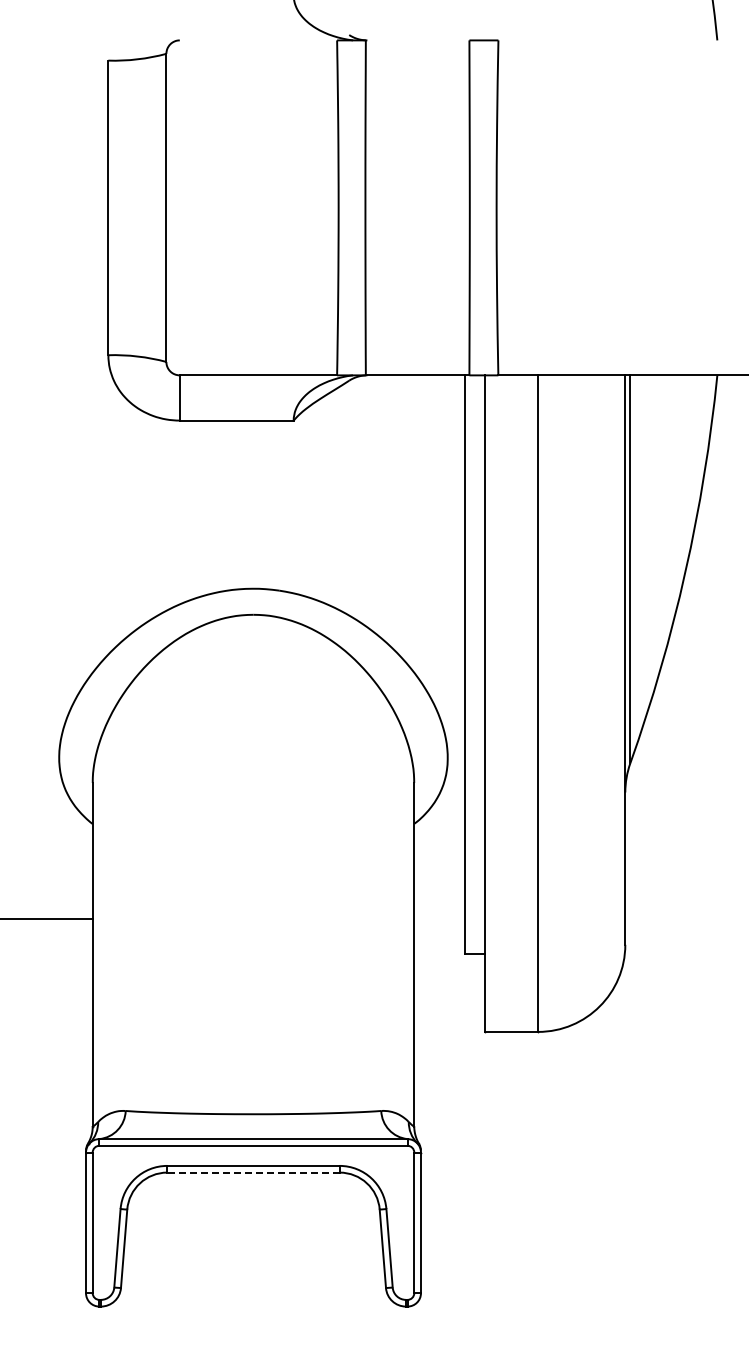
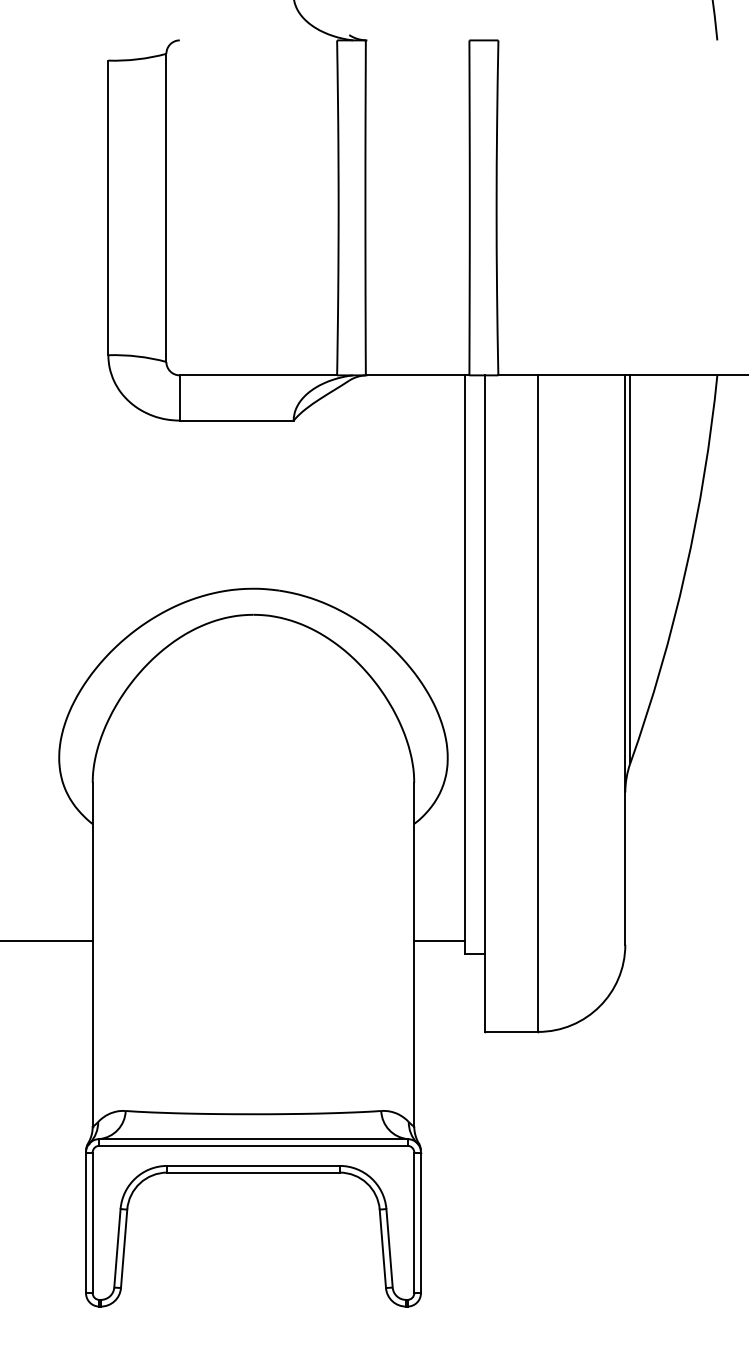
line position: (47, 919) -> (47, 941) (47, 941)
line: none -> present (439, 941)
line: dashed -> solid (253, 1172)
